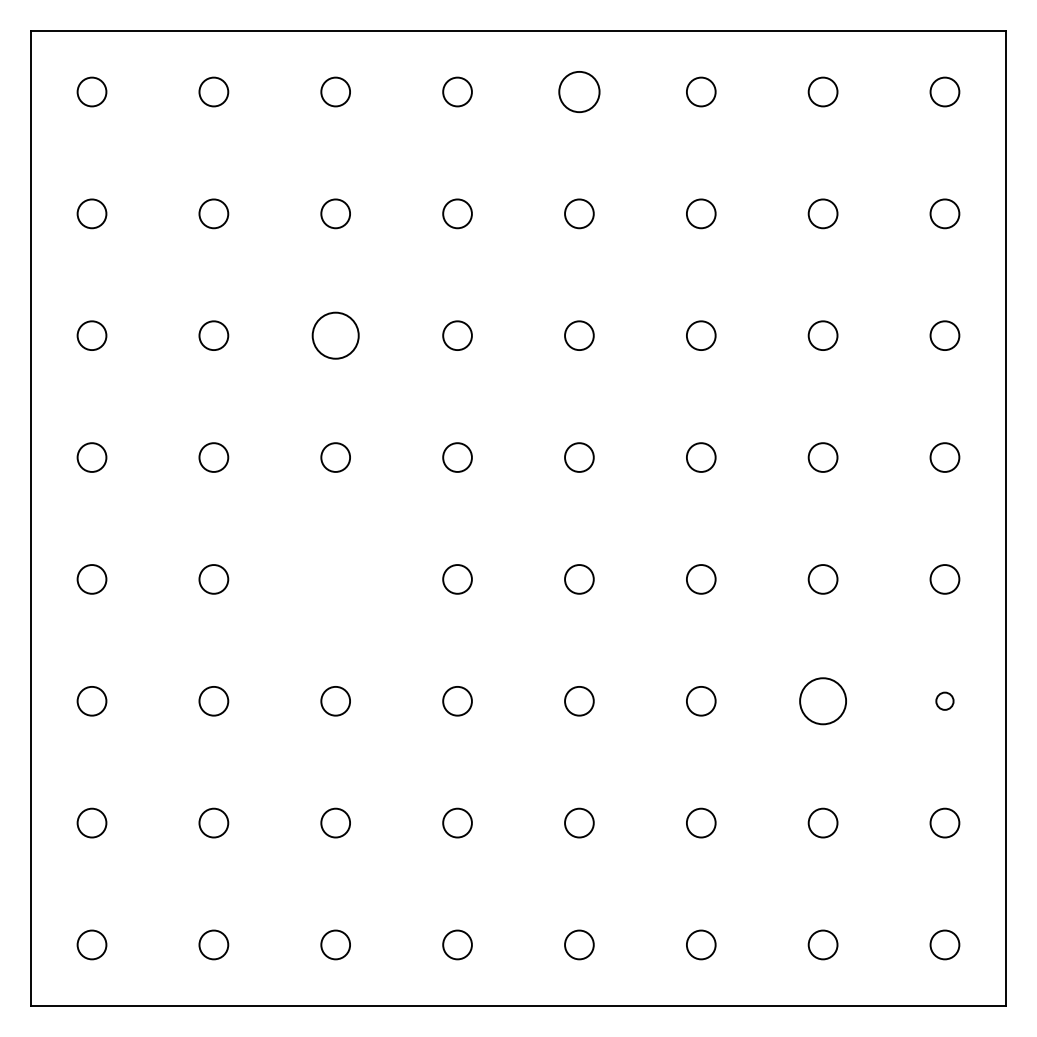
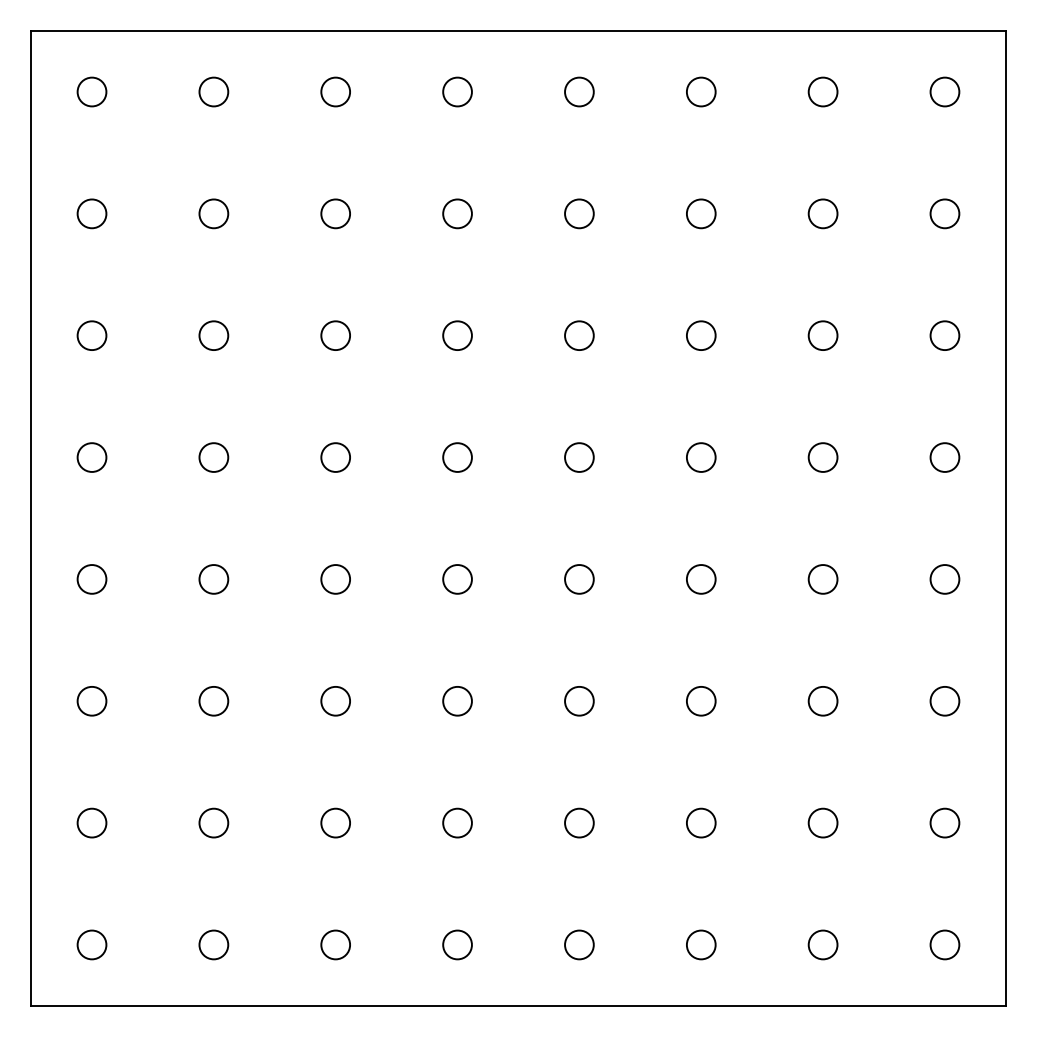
circle diameter: 40 px -> 29 px (579, 91)
circle diameter: 46 px -> 29 px (335, 335)
circle: none -> present (335, 579)
circle diameter: 17 px -> 29 px (944, 700)
circle diameter: 46 px -> 29 px (822, 700)
